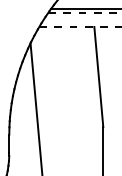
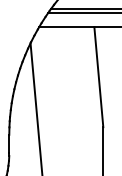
line: dashed -> solid (85, 13)
line: dashed -> solid (80, 27)
